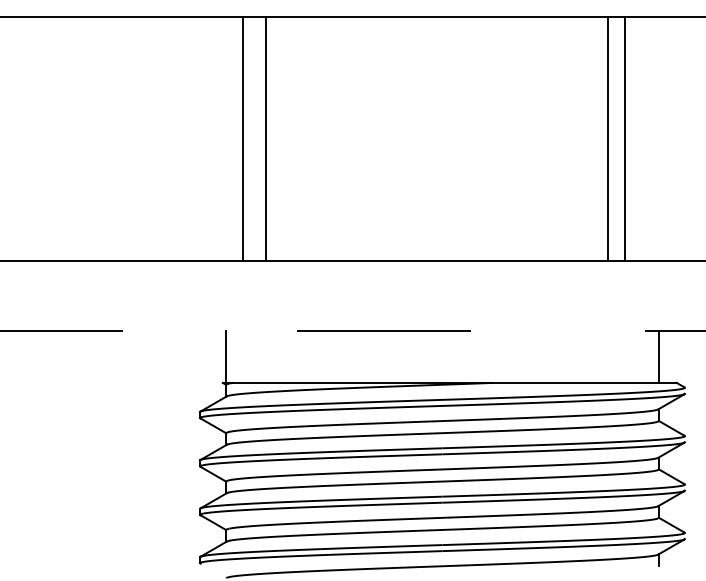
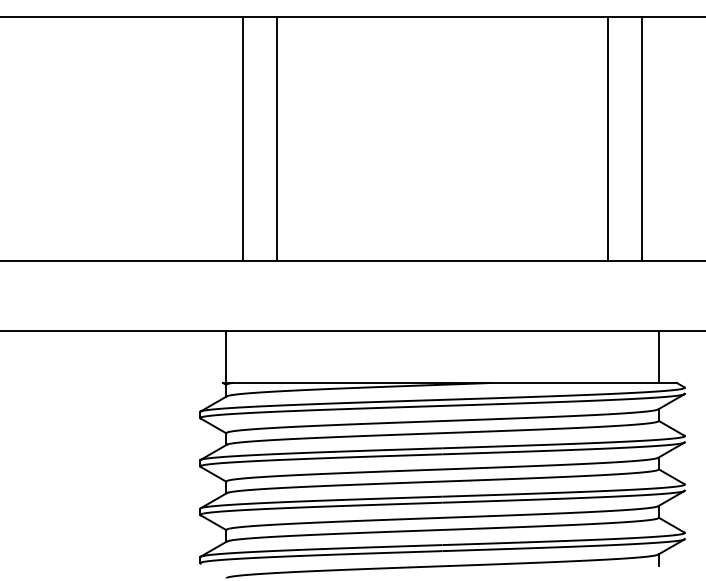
line position: (266, 139) -> (277, 139) (277, 139)
line position: (625, 139) -> (642, 139) (642, 139)
line: dashed -> solid (353, 330)
